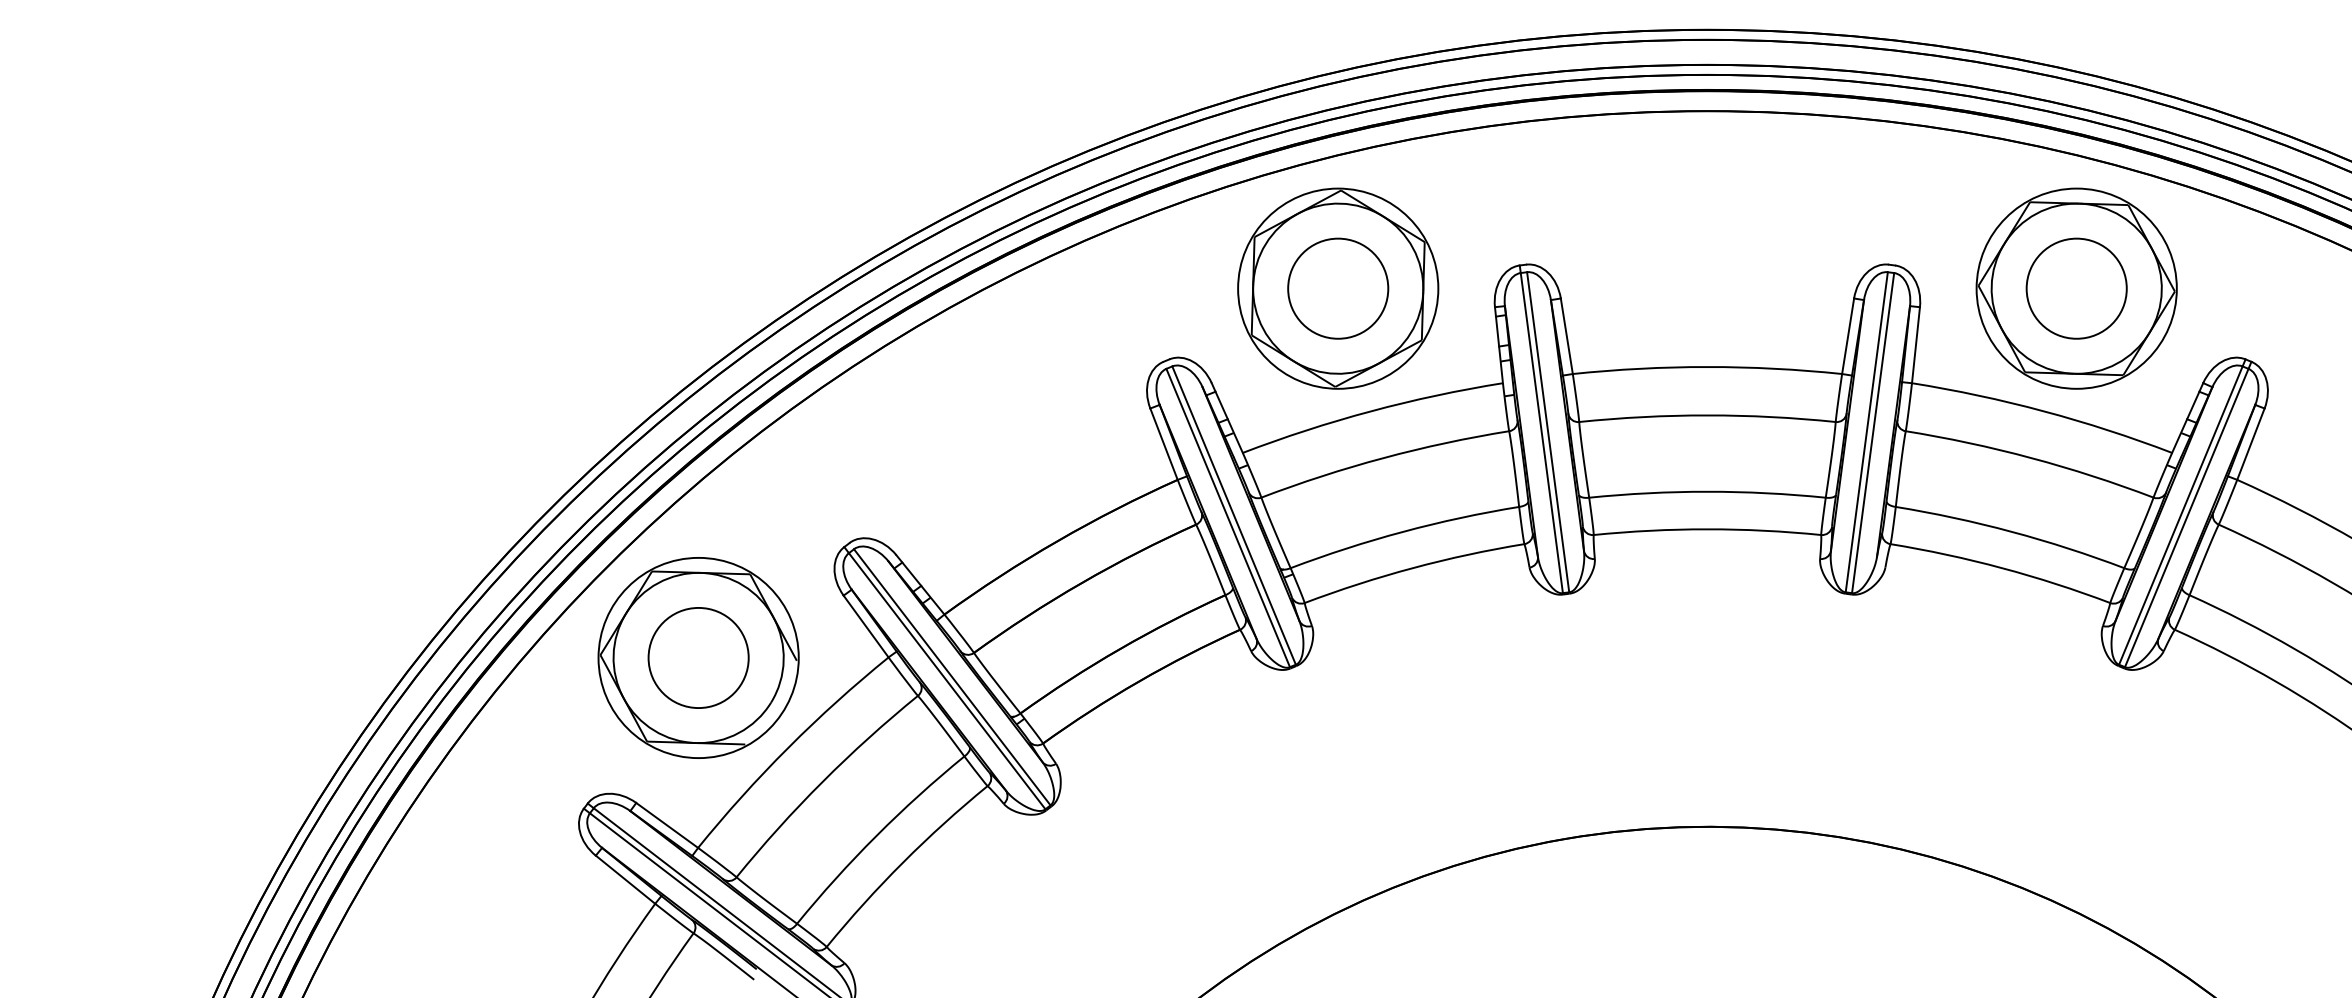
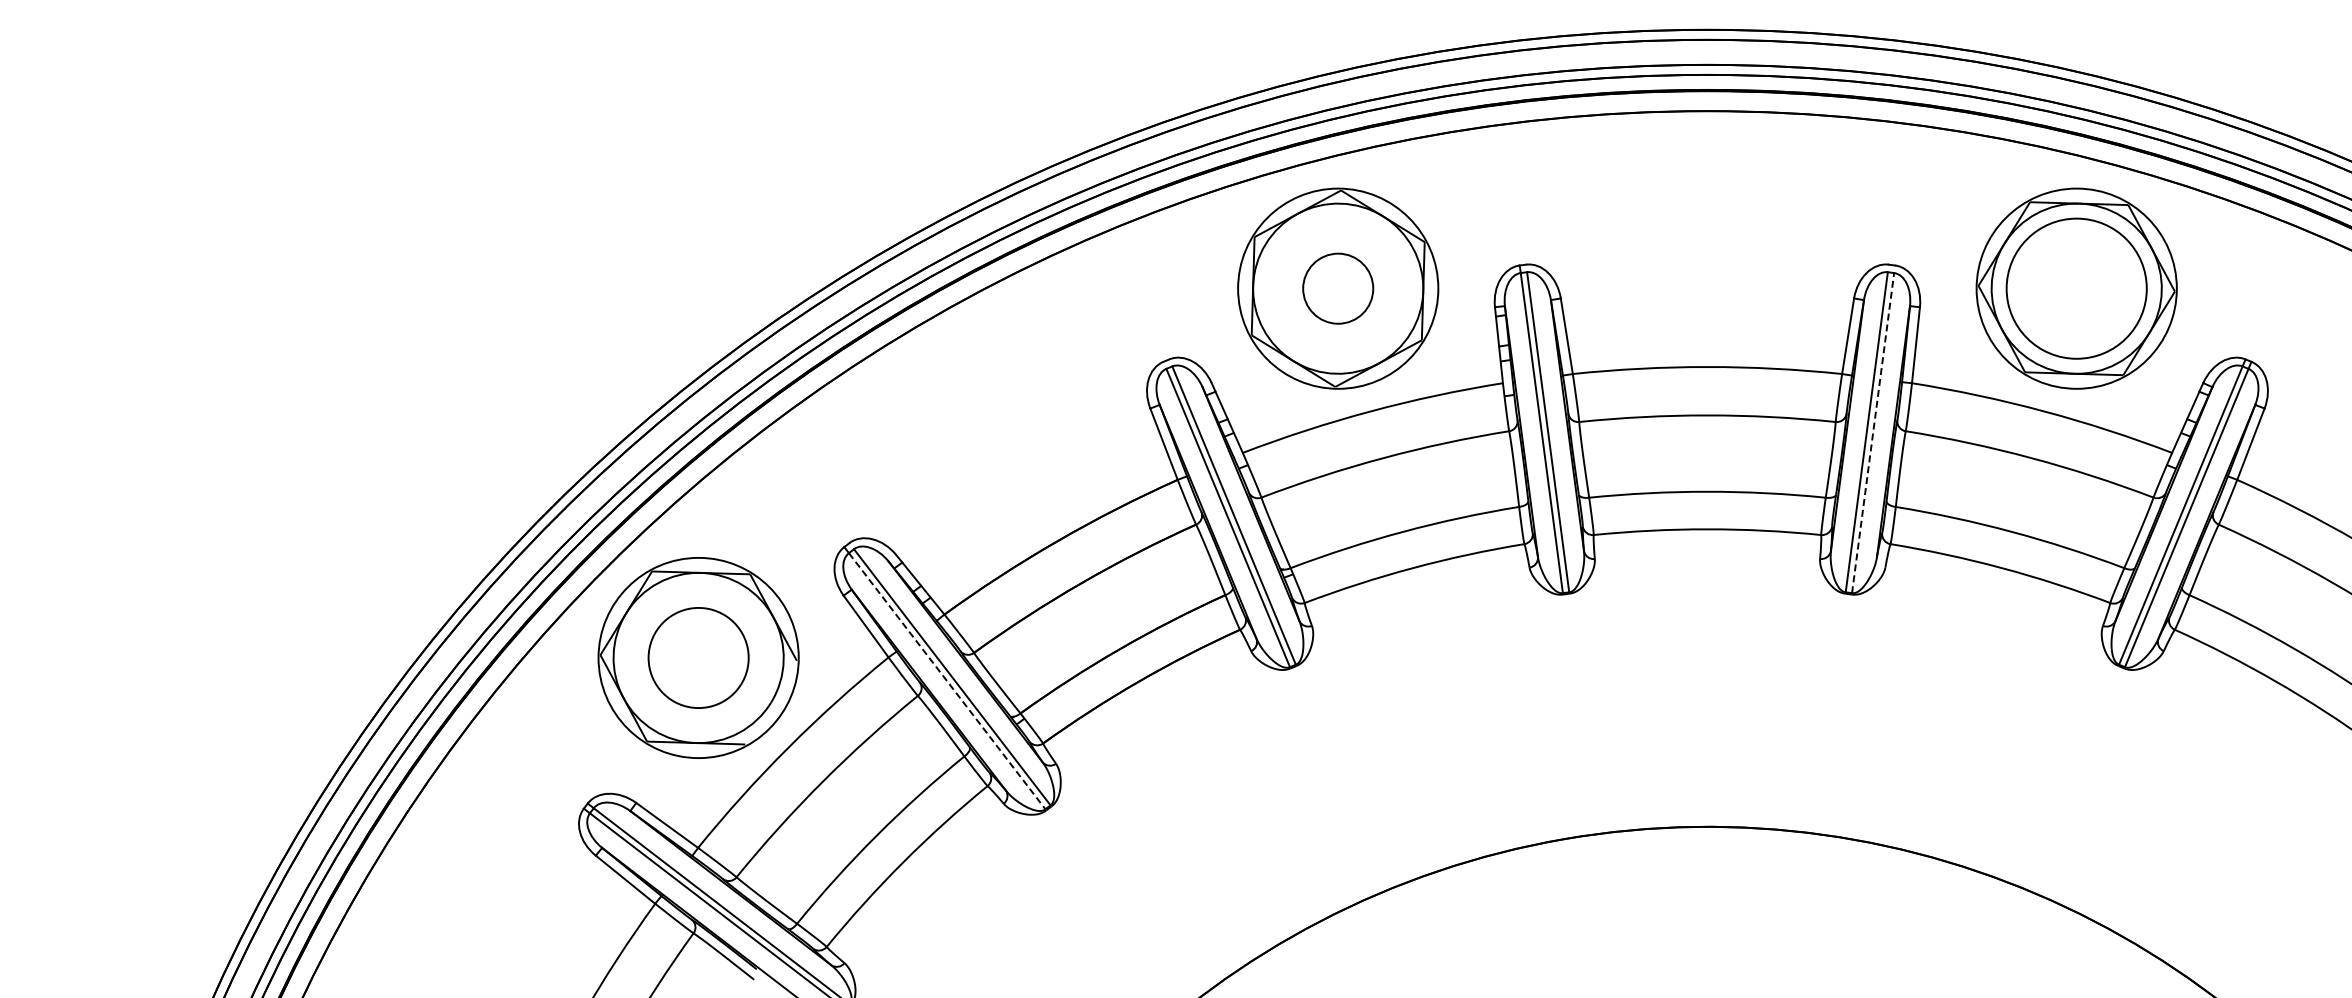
circle diameter: 100 px -> 70 px (1338, 288)
circle diameter: 100 px -> 140 px (2076, 288)
line: solid -> dashed (1873, 432)
line: solid -> dashed (947, 681)
